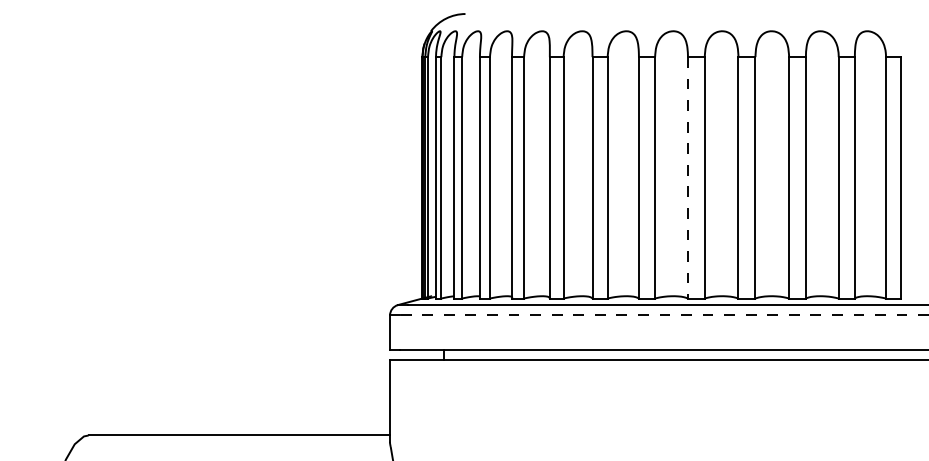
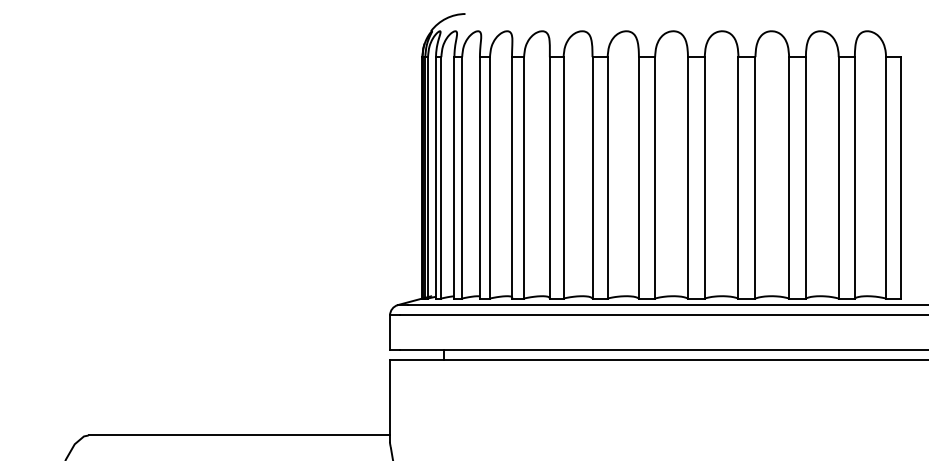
line: dashed -> solid (688, 177)
line: dashed -> solid (663, 315)
